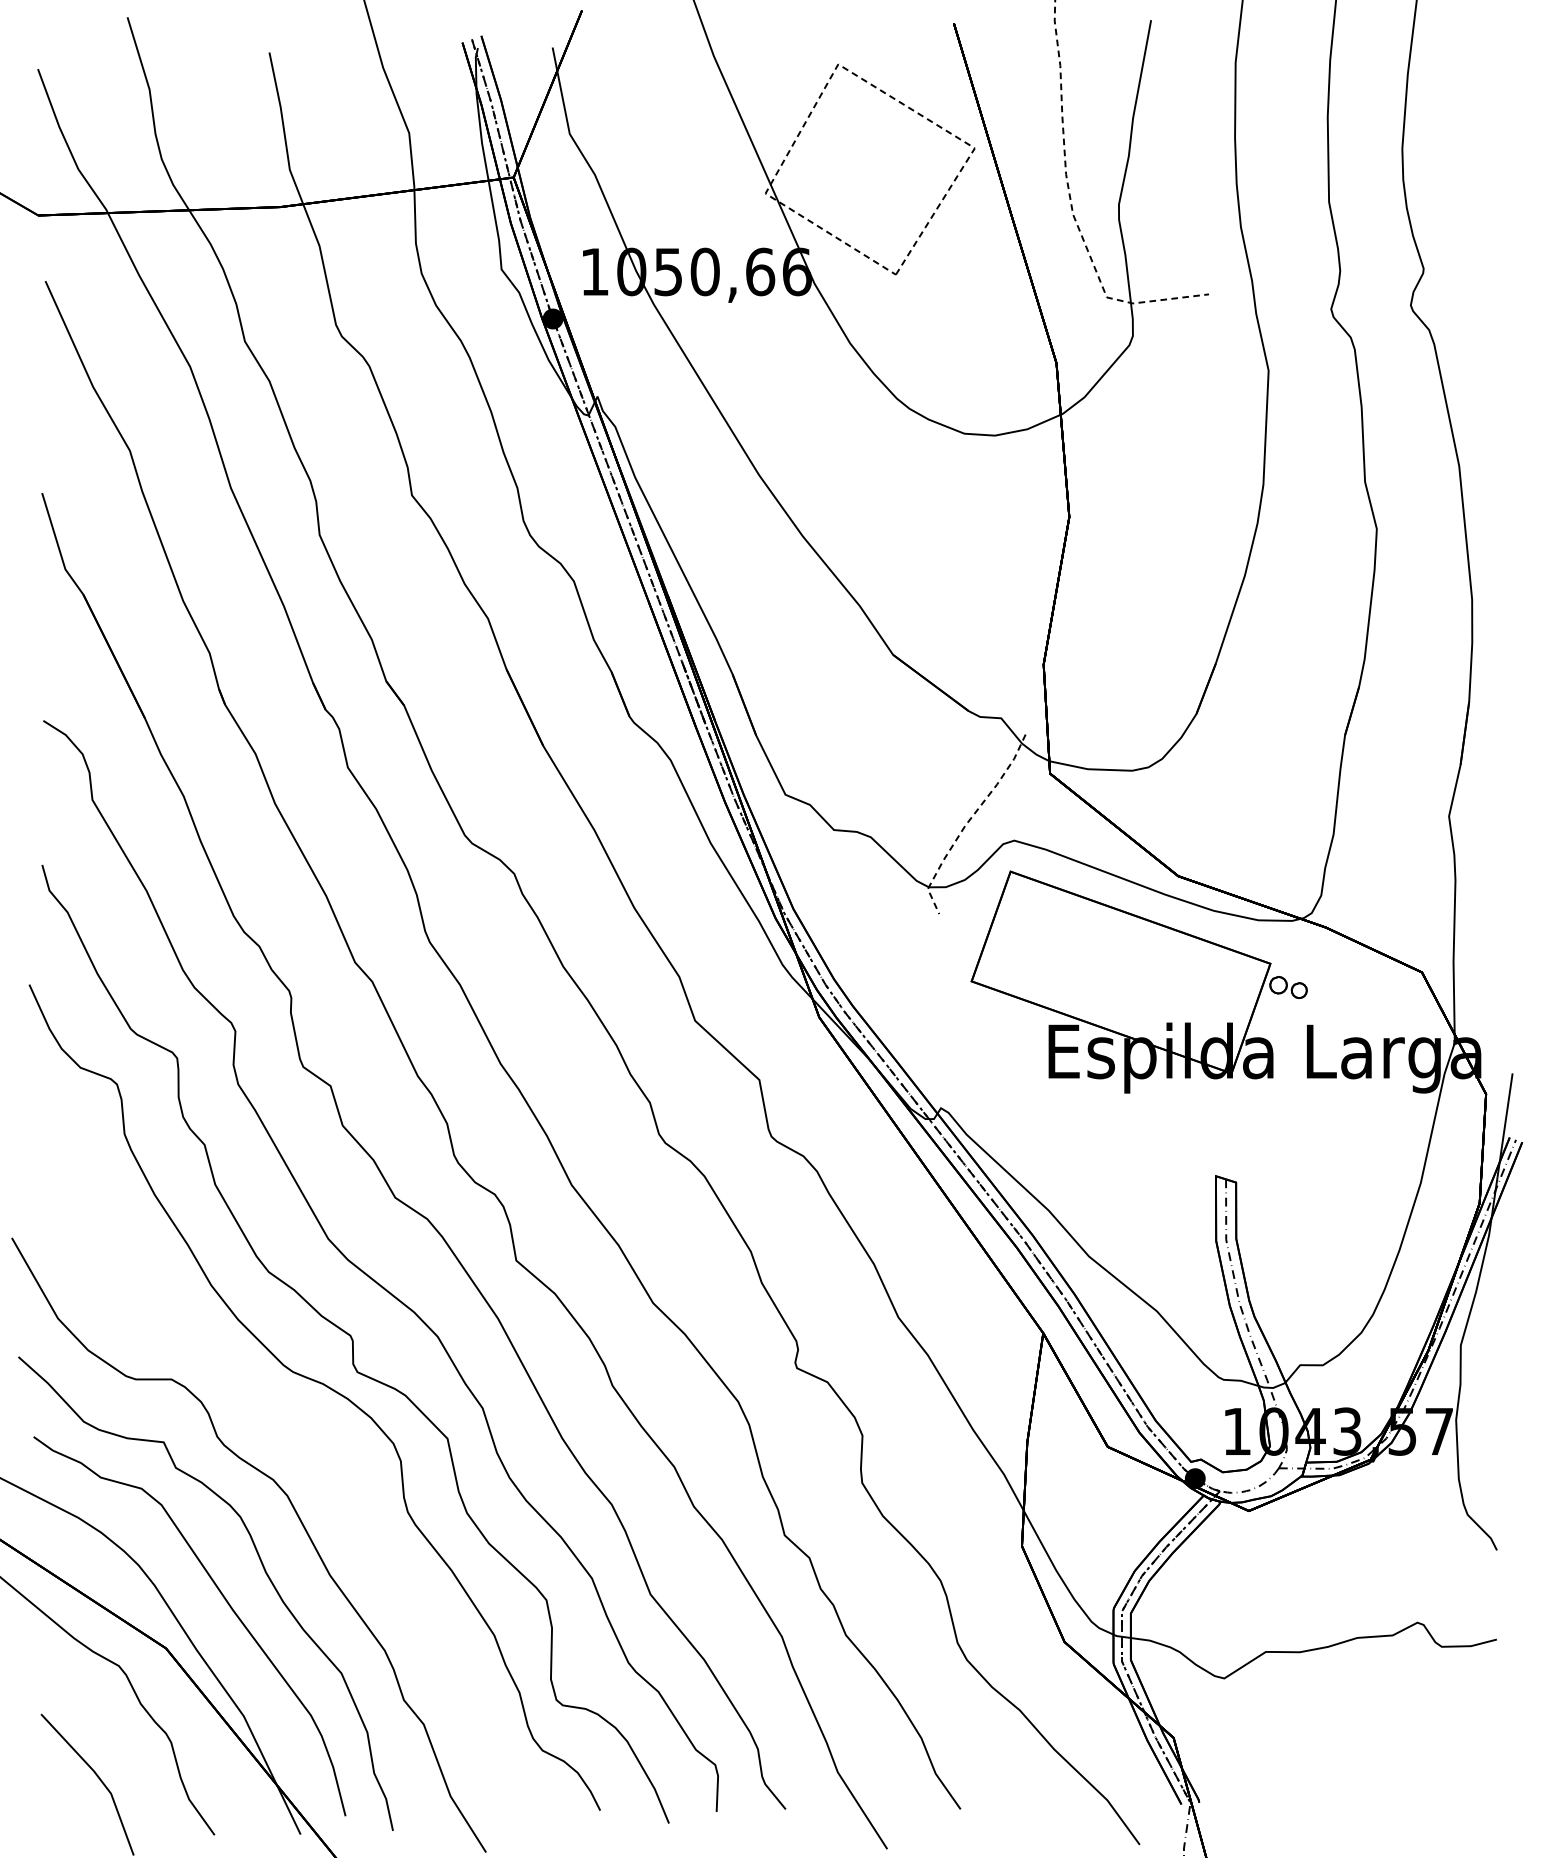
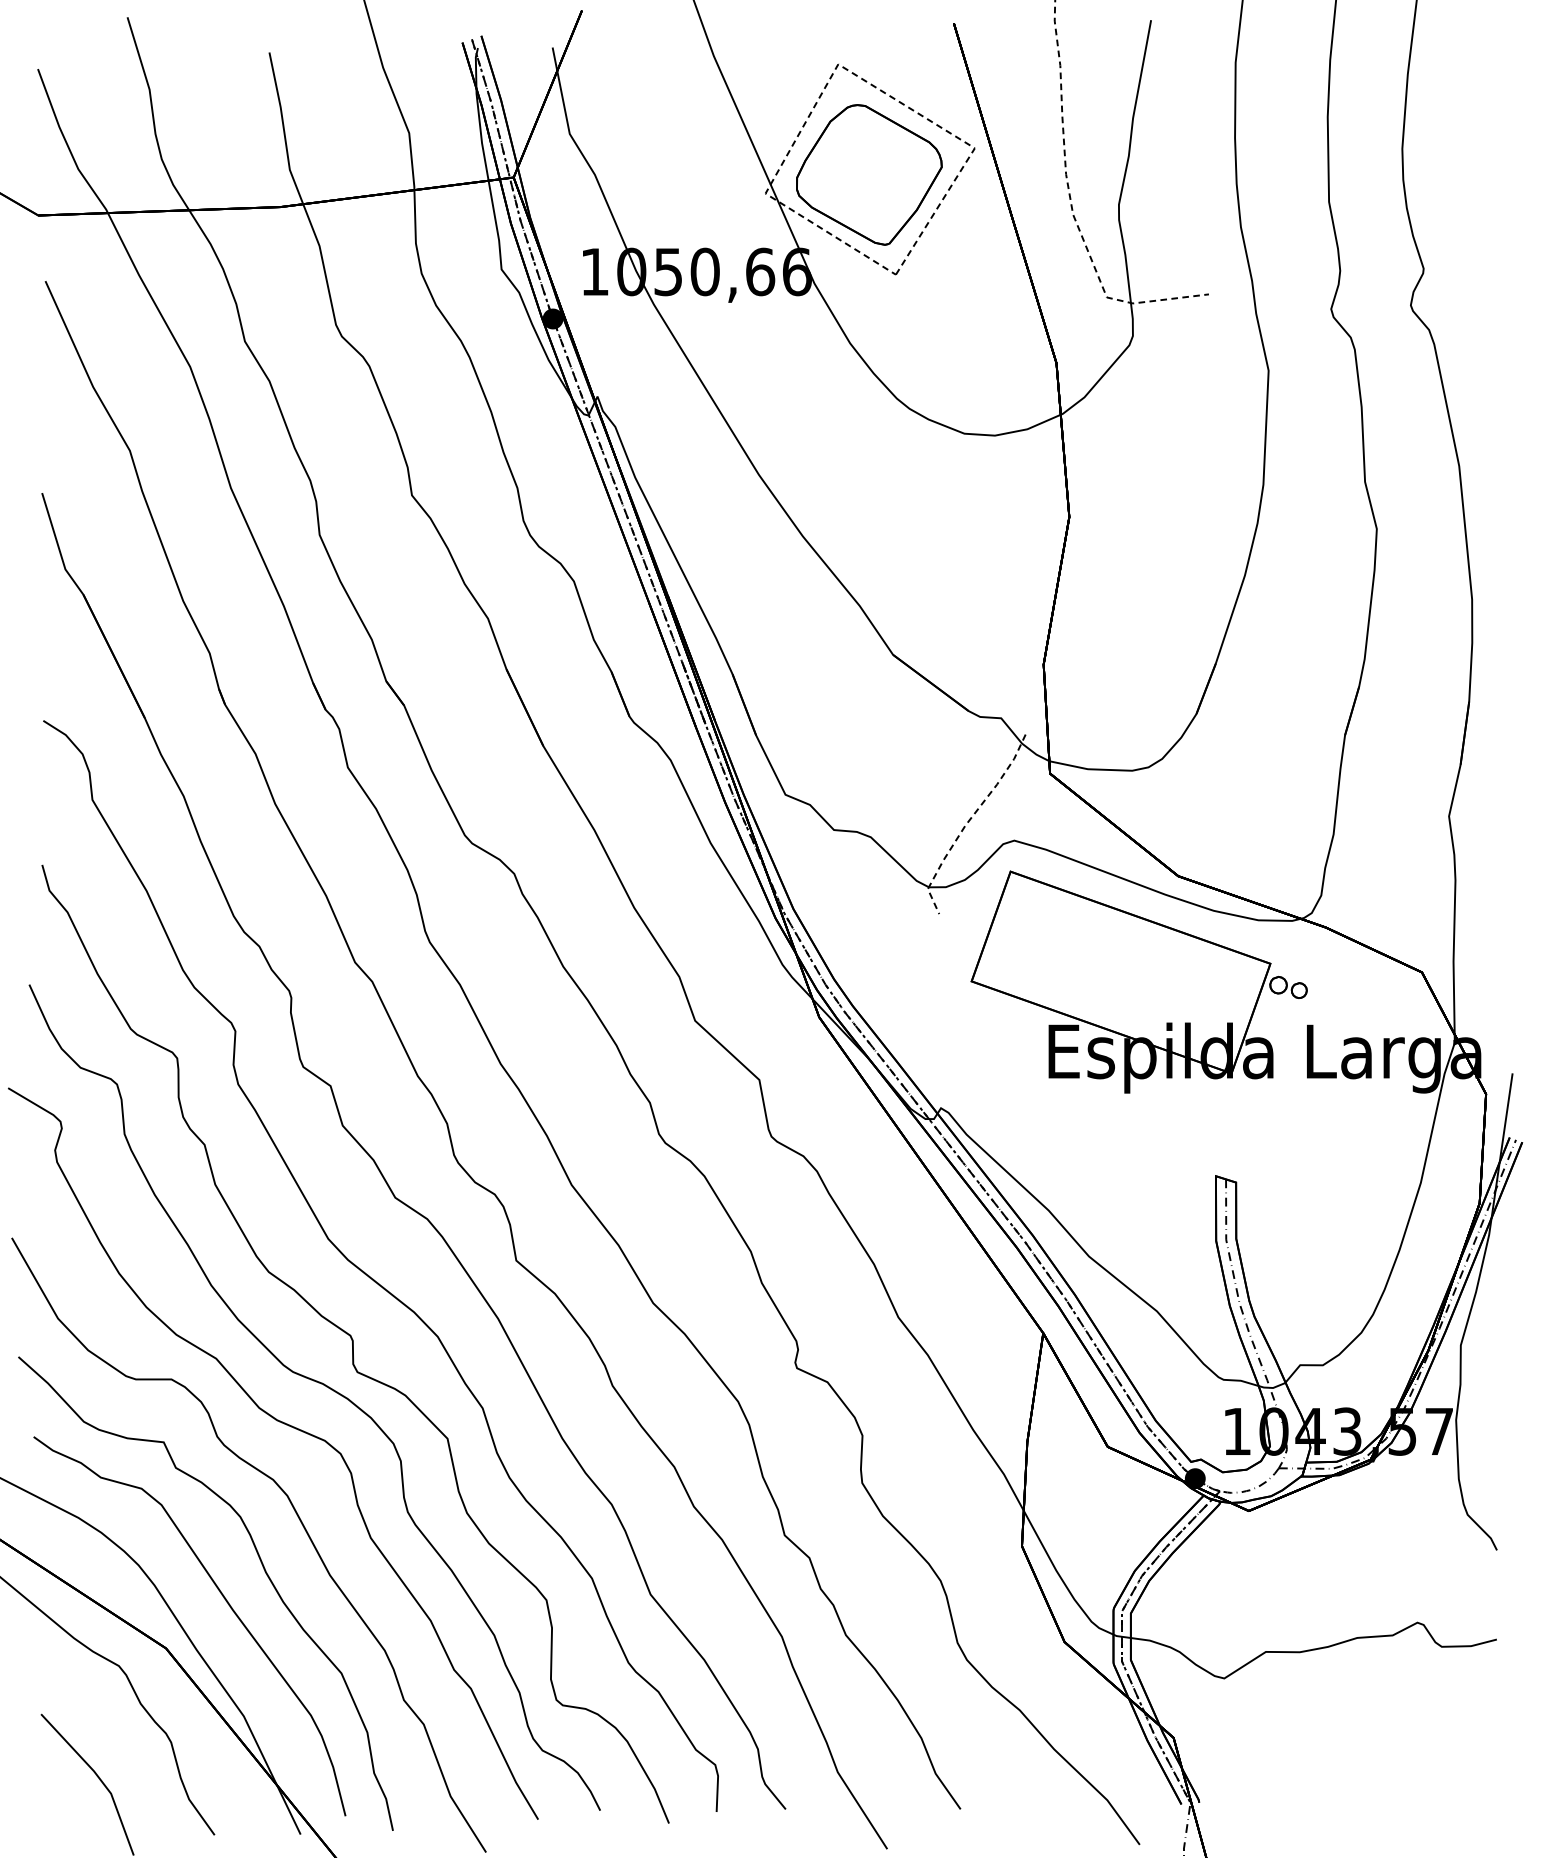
part: none -> present (869, 174)
curve: none -> present (286, 1425)
